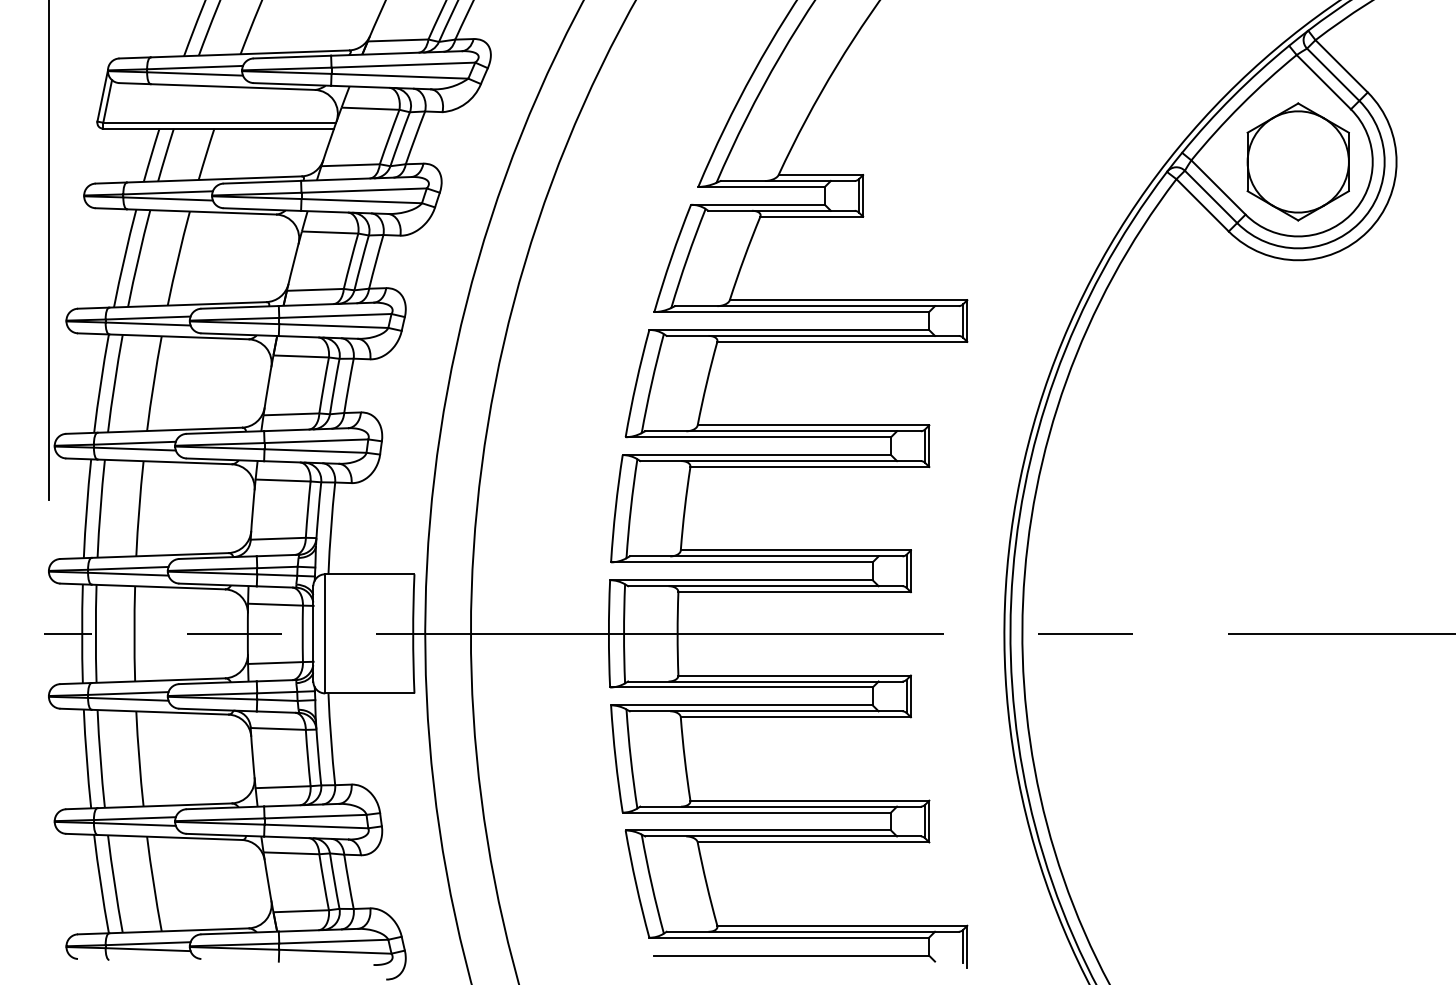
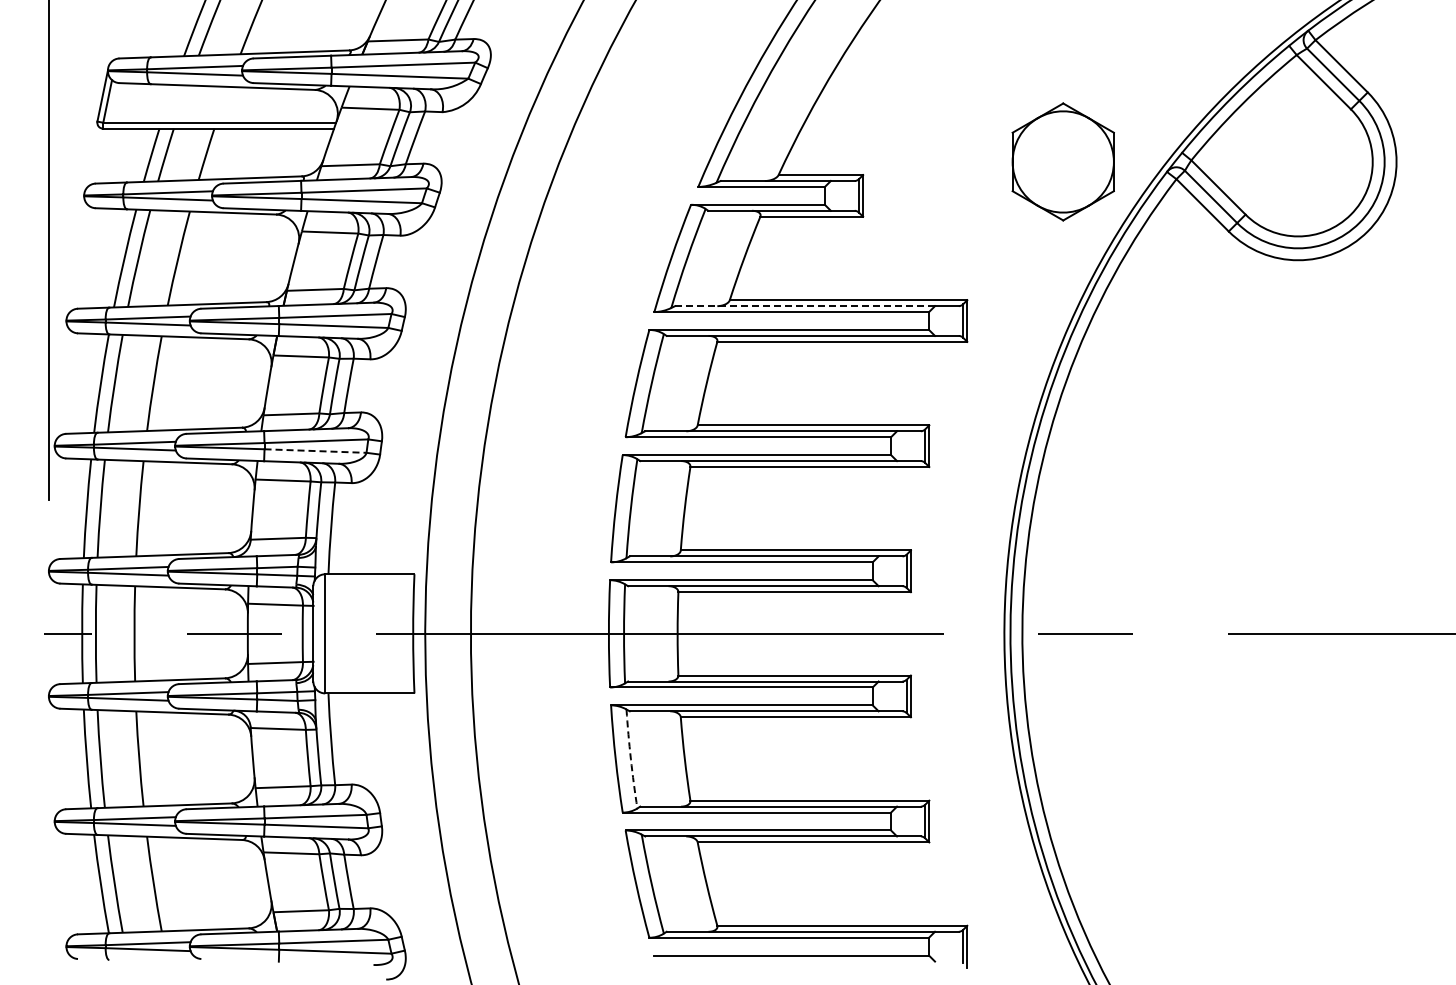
part position: (1297, 161) -> (1062, 161) (1062, 161)
line: solid -> dashed (805, 306)
line: solid -> dashed (316, 451)
arc: solid -> dashed (630, 759)
